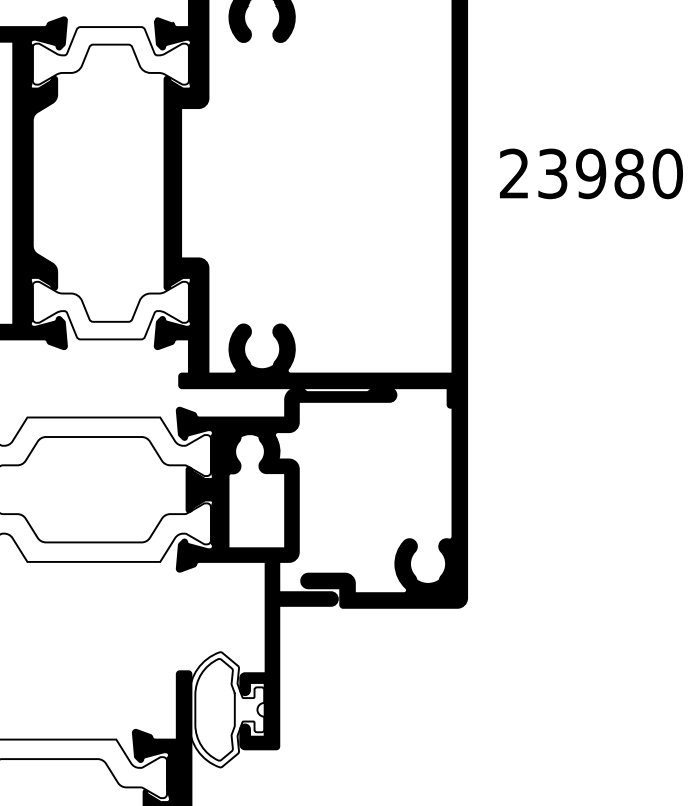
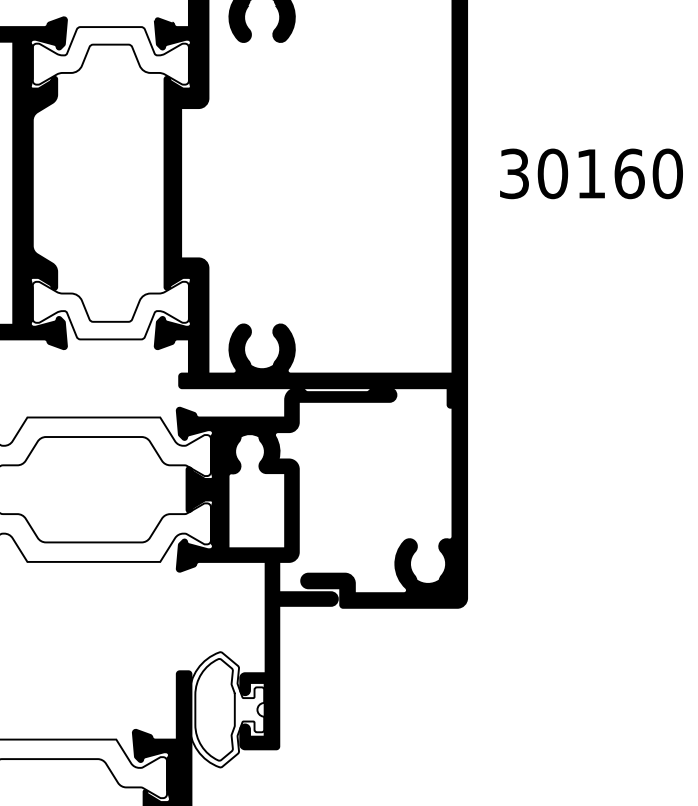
text: 23980 -> 30160 (572, 173)
